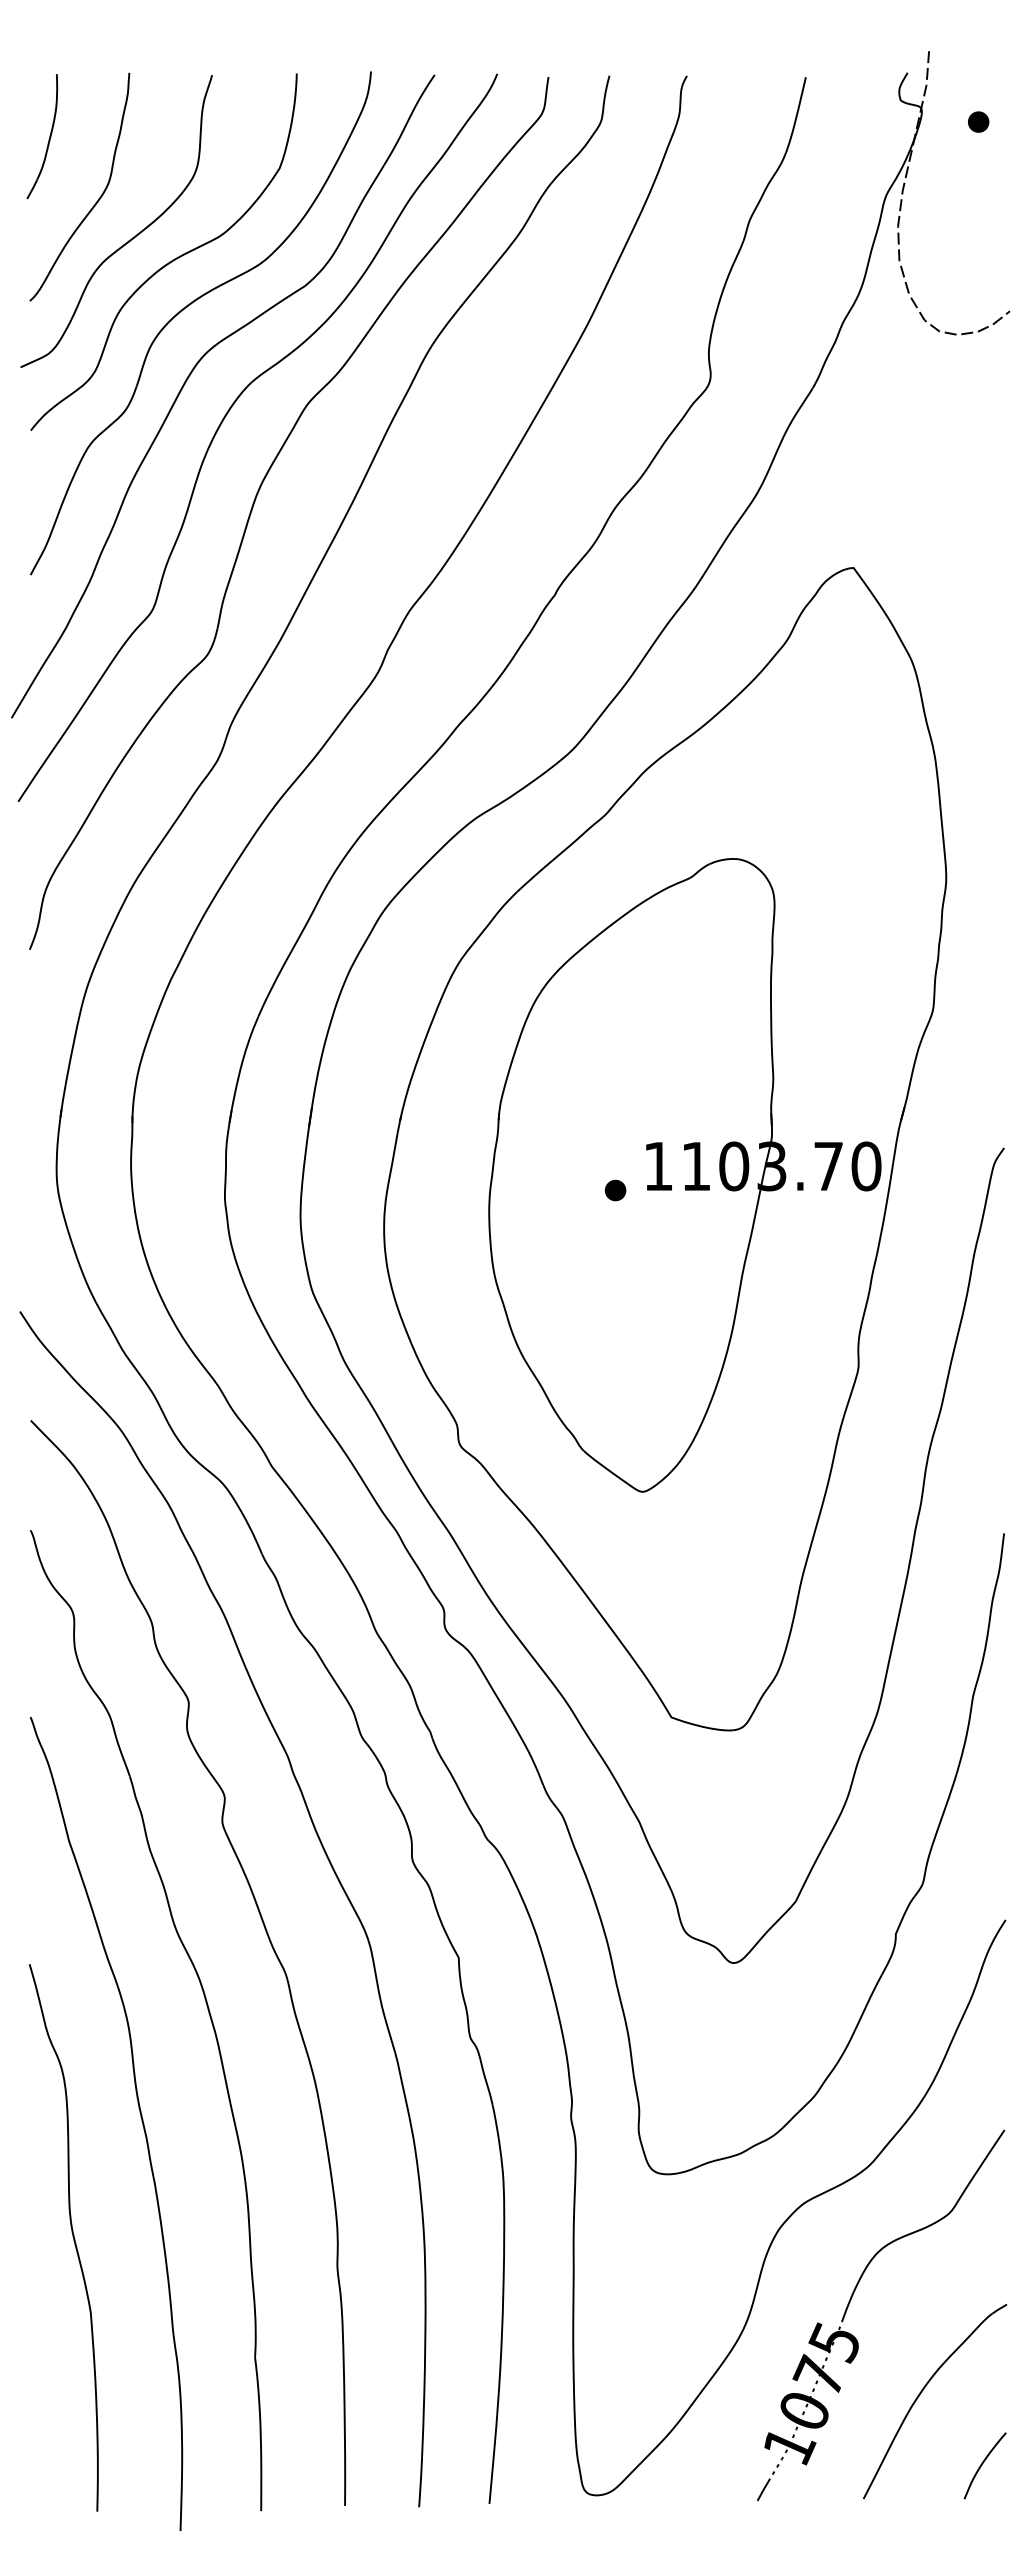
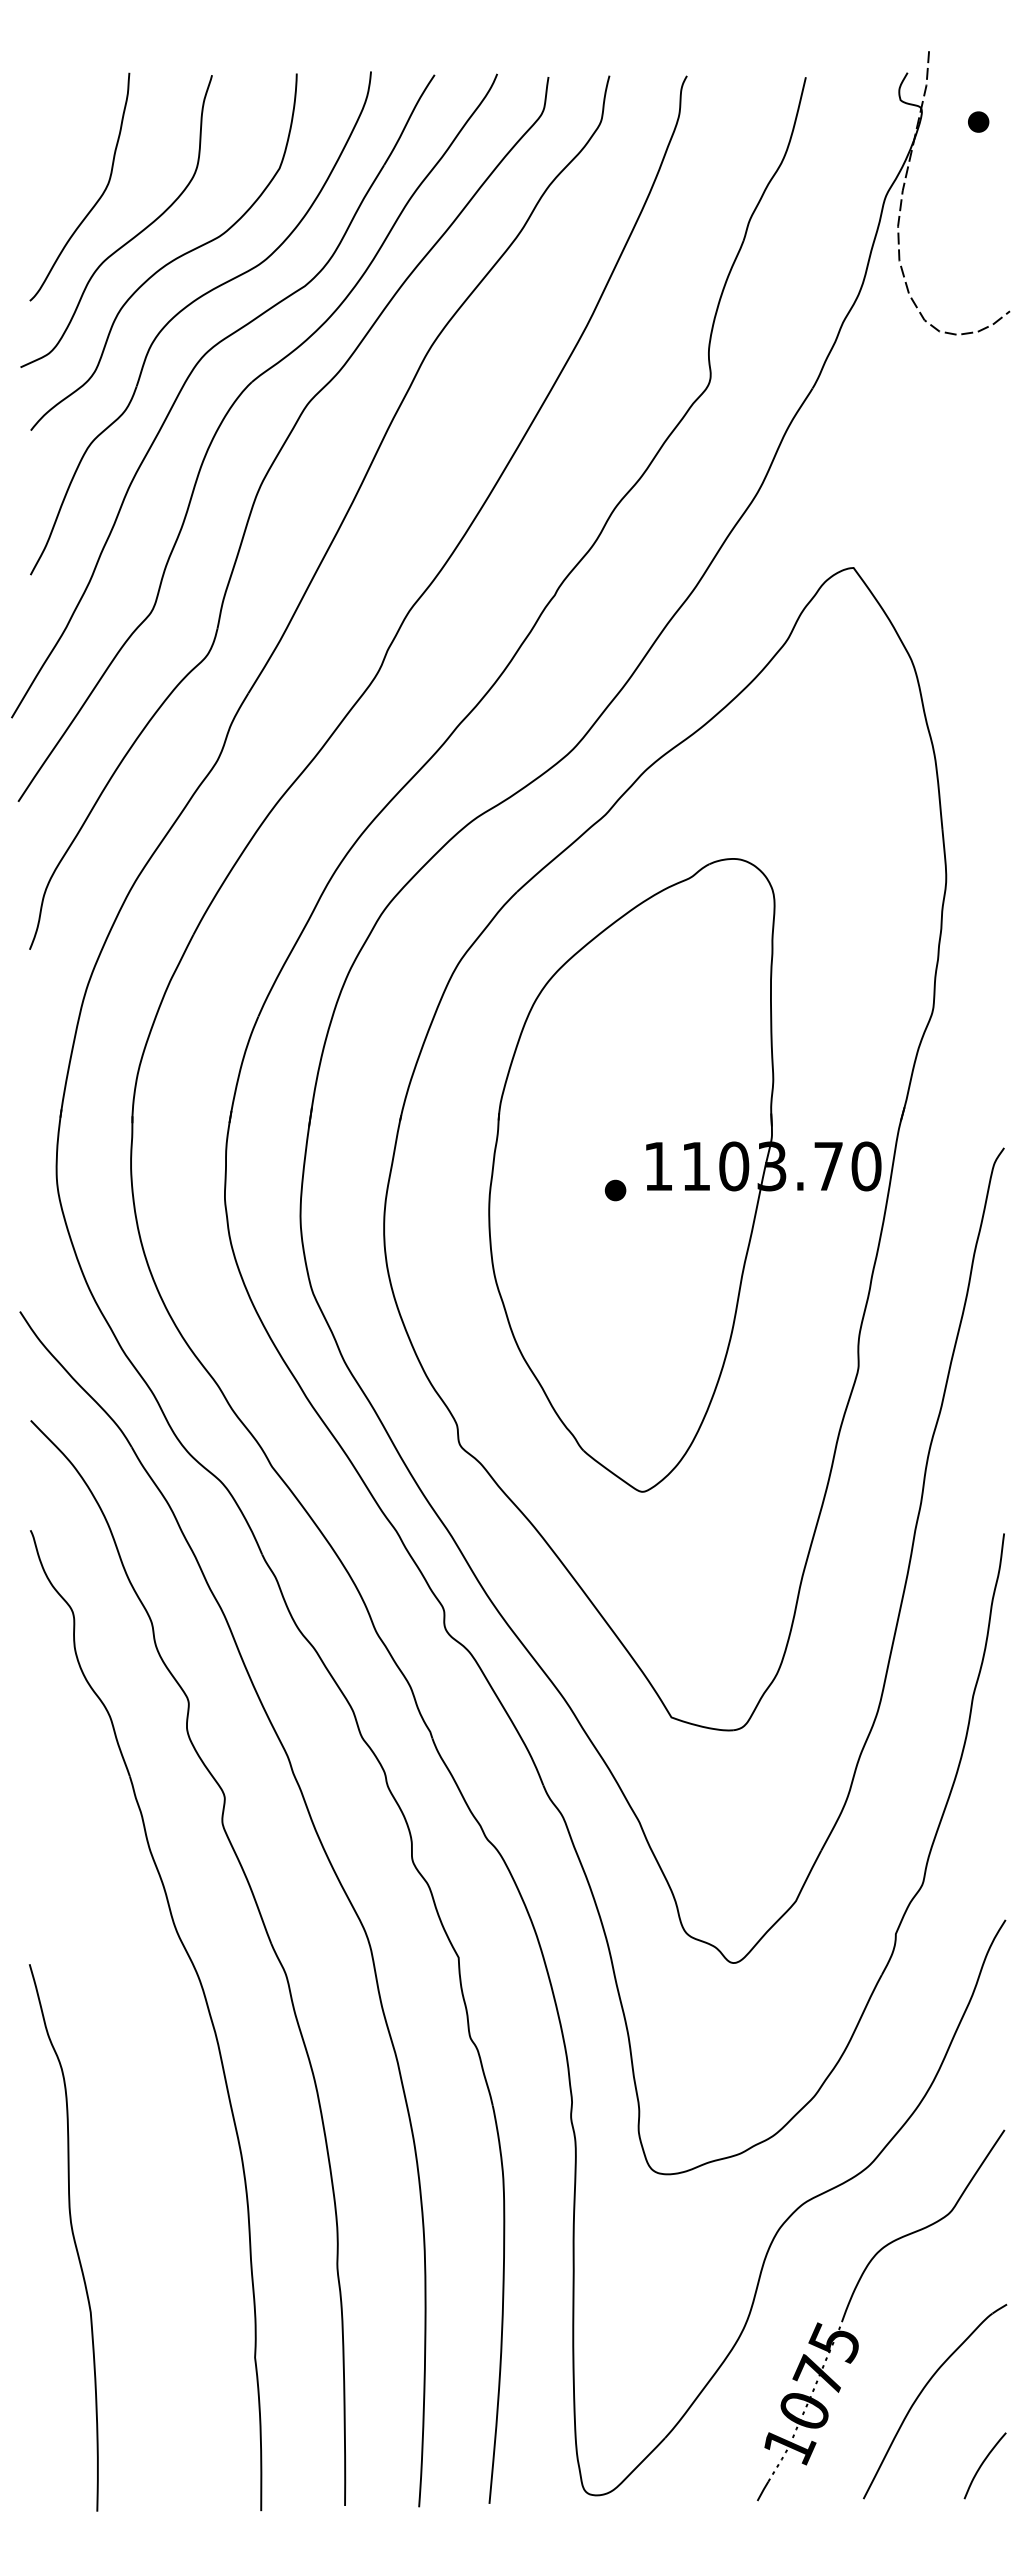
part: present -> none (48, 139)
part: present -> none (140, 2117)
